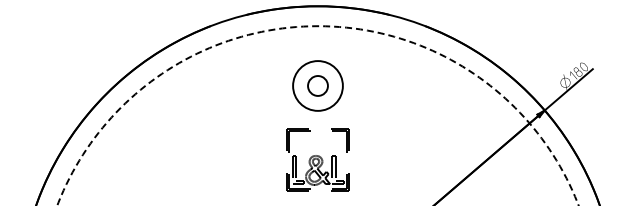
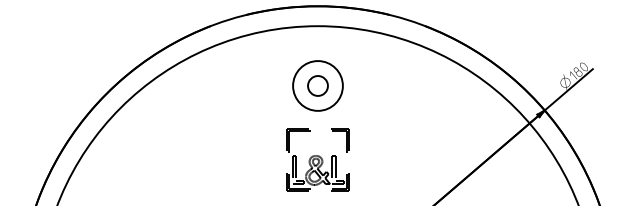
circle: dashed -> solid (317, 115)
